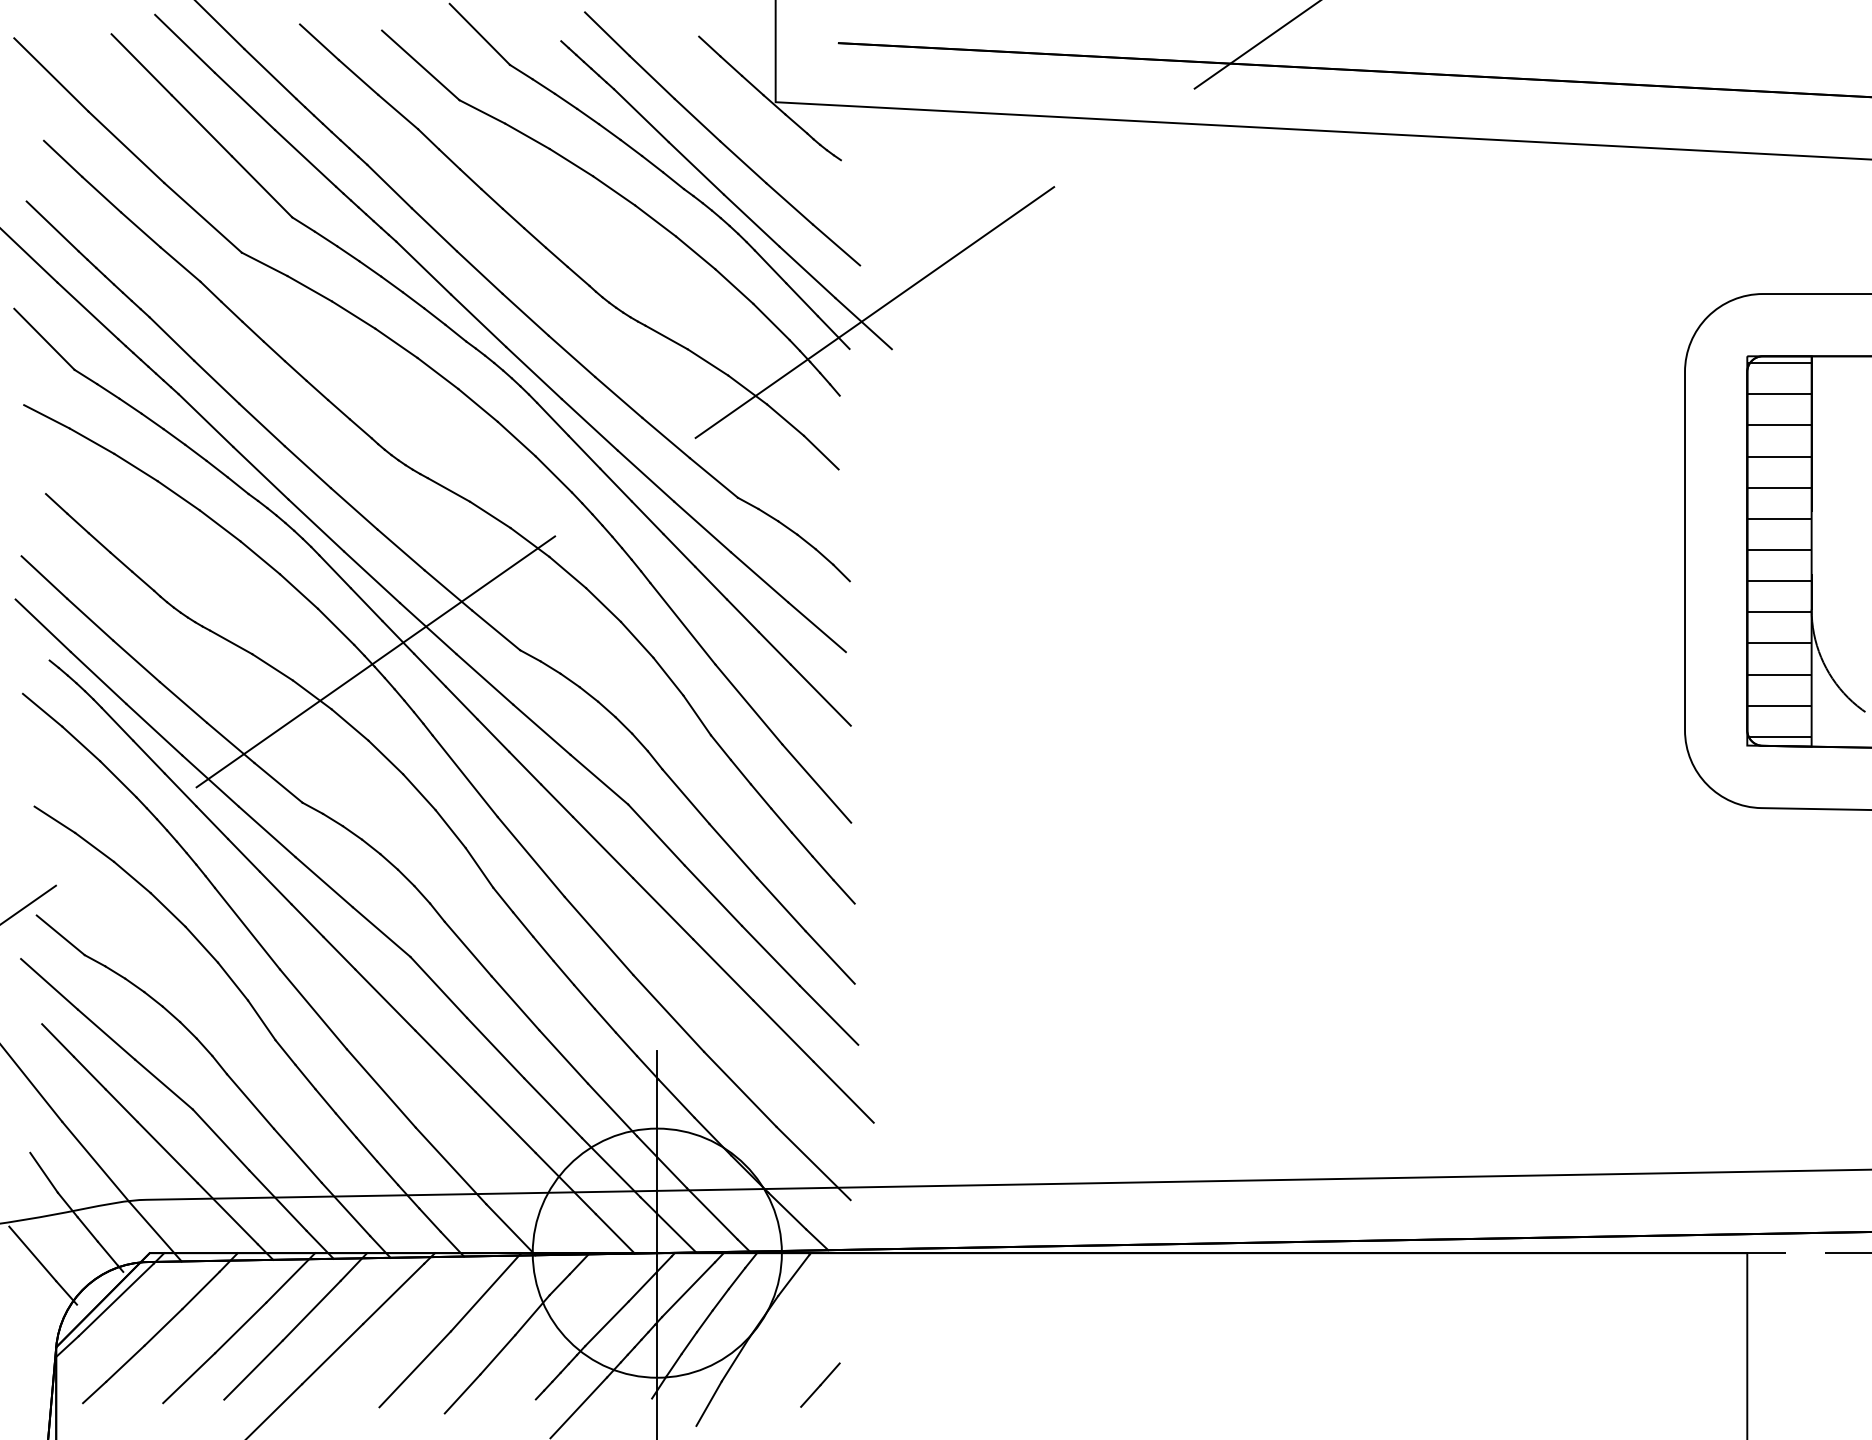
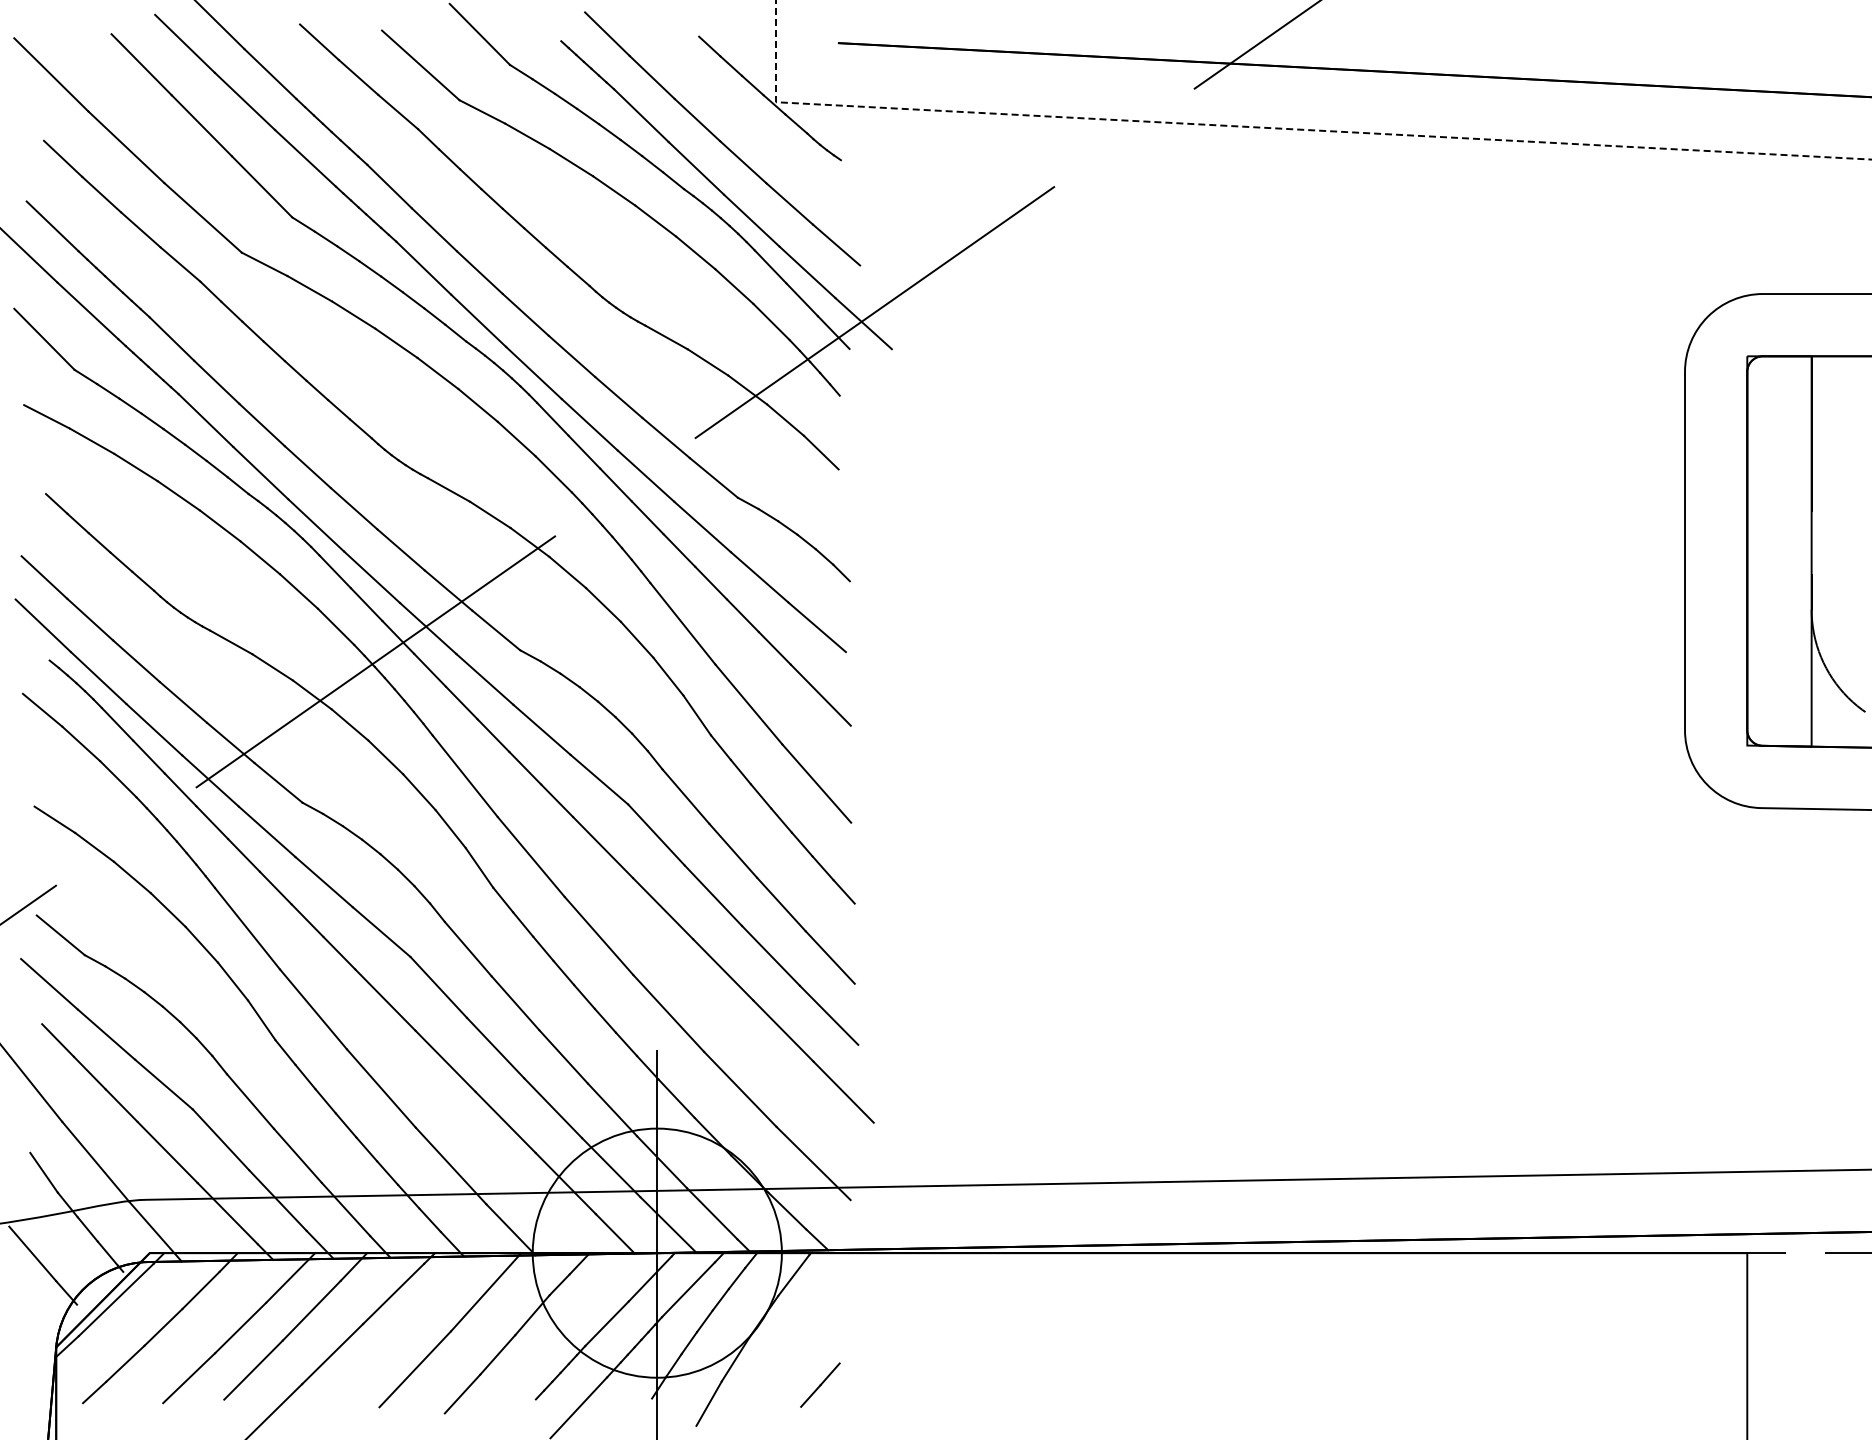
line: solid -> dashed (1271, 128)
hatch: present -> none (1779, 549)
